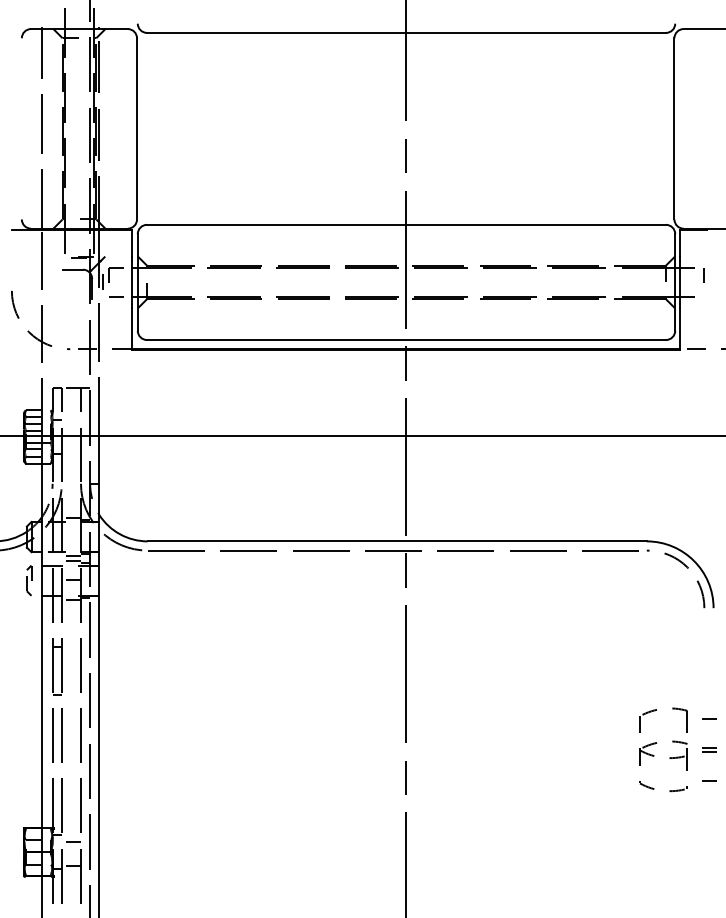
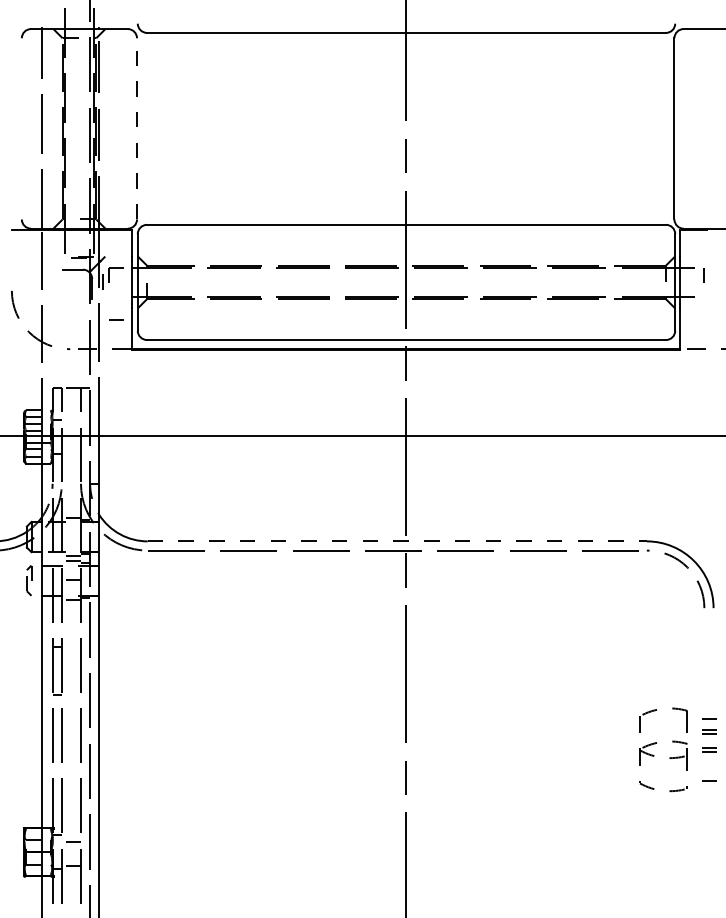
line: solid -> dashed (137, 128)
line position: (116, 296) -> (116, 319) (116, 319)
line: solid -> dashed (397, 541)
part: none -> present (709, 731)
